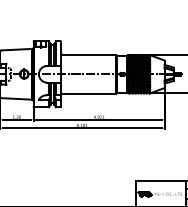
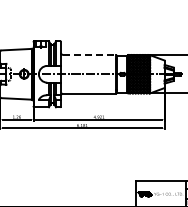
line: solid -> dashed (89, 54)
